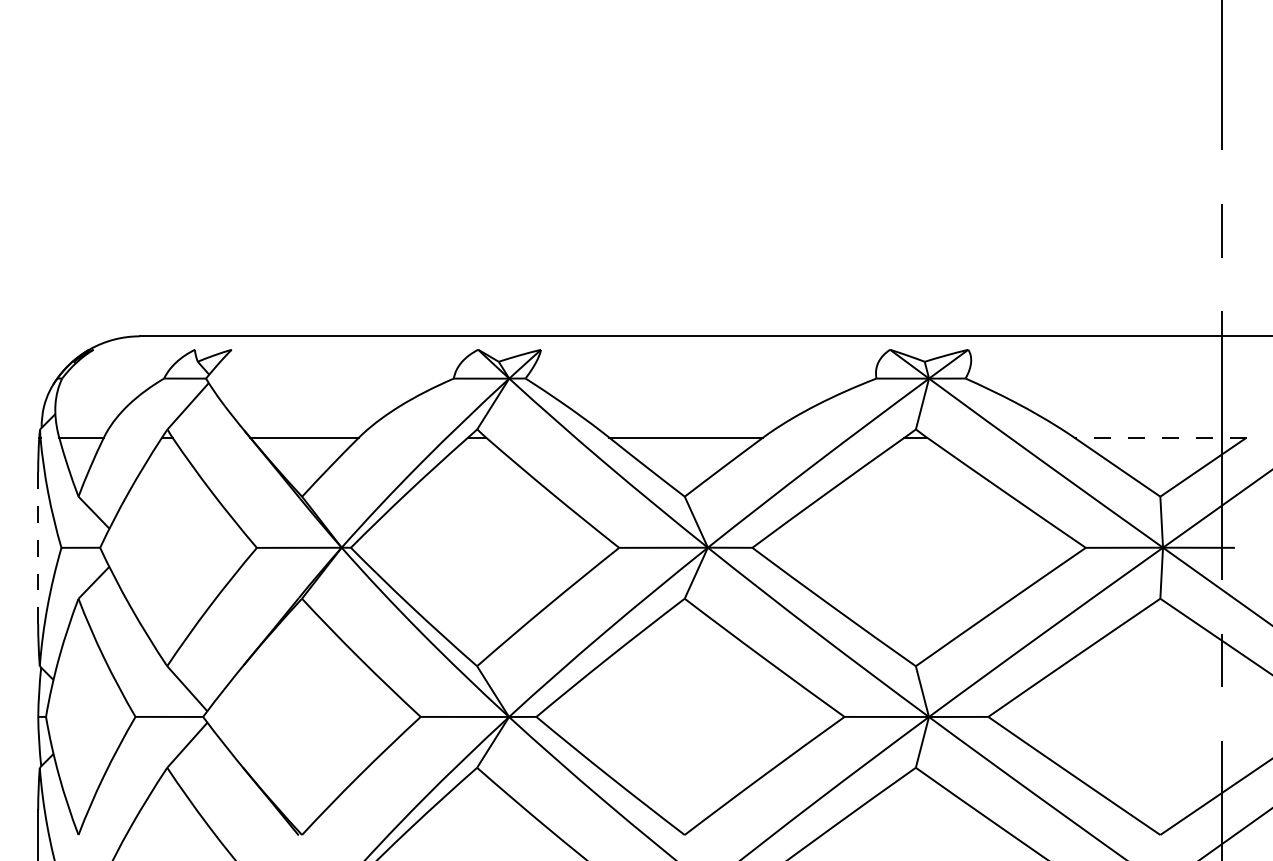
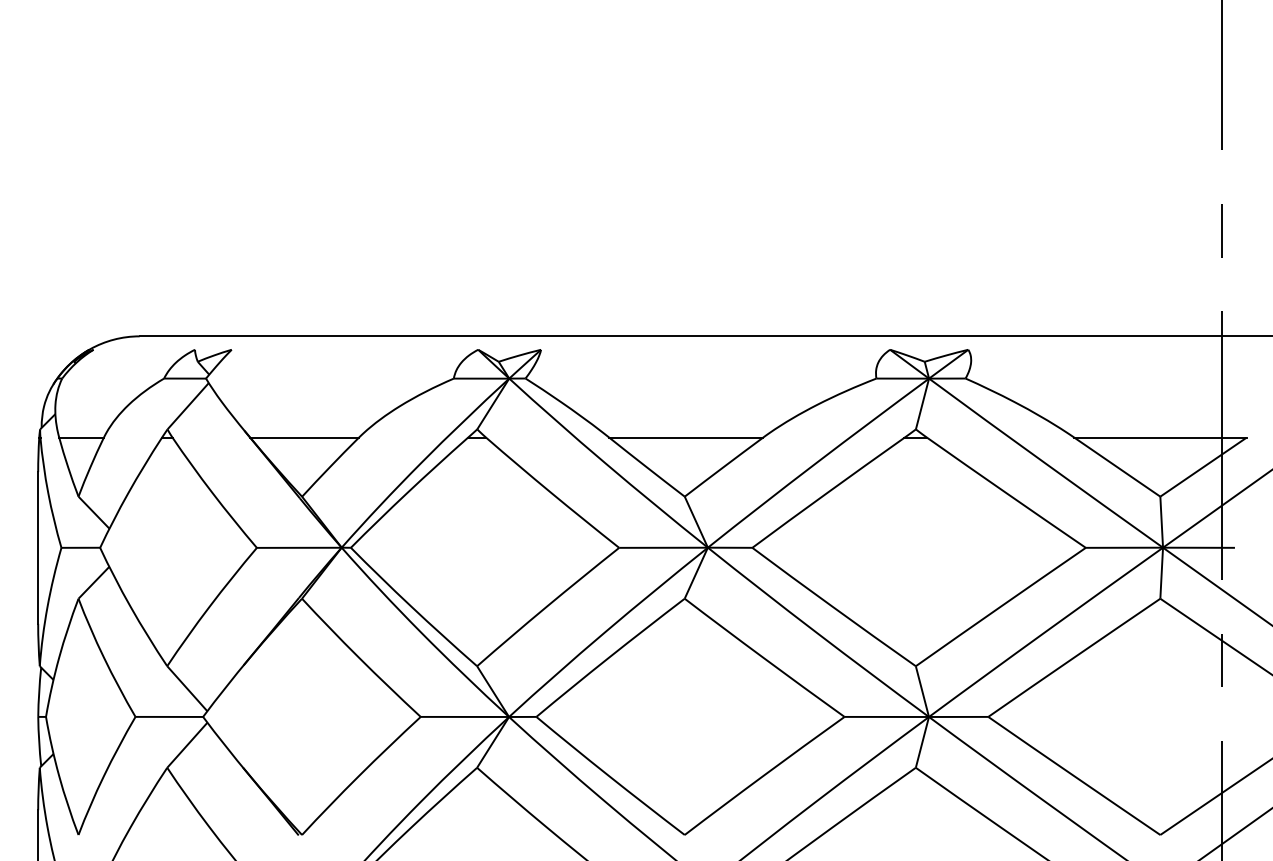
line: dashed -> solid (1160, 437)
line: dashed -> solid (38, 547)
